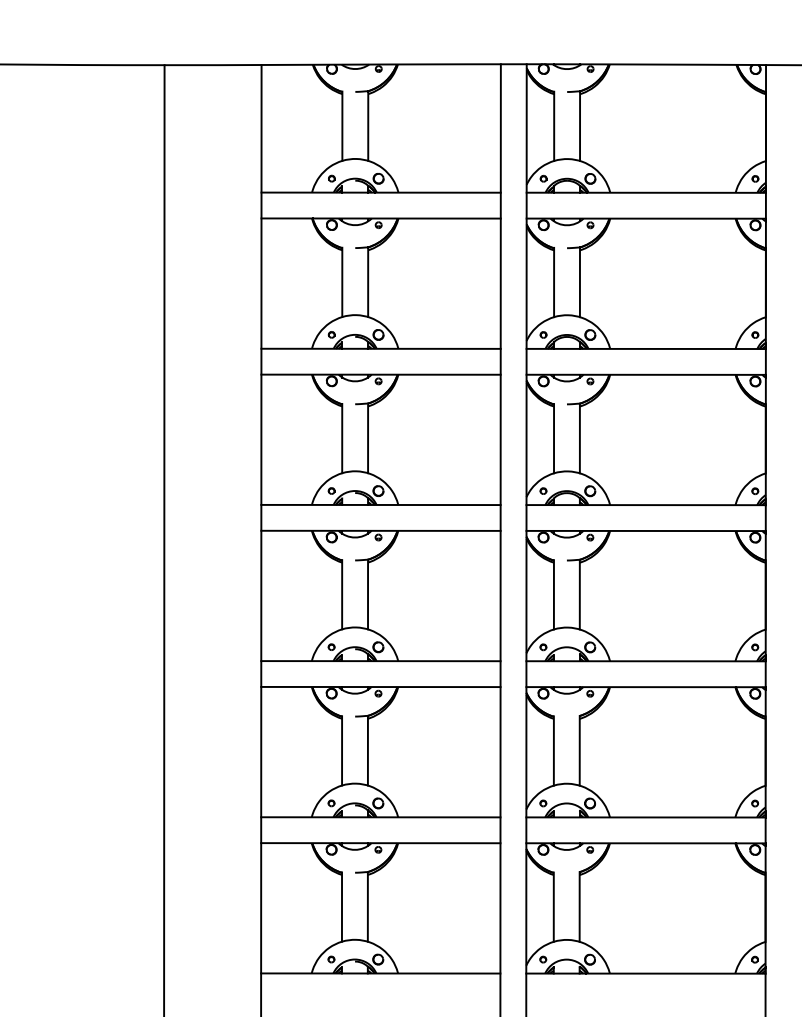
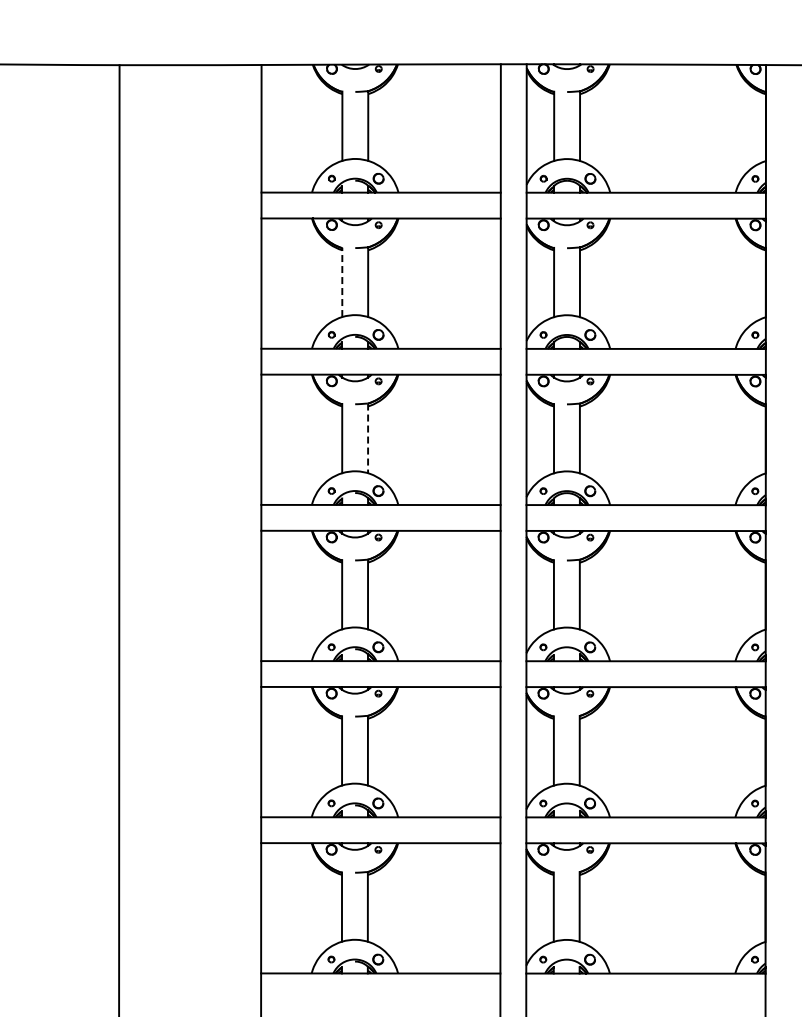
line: solid -> dashed (342, 282)
line: solid -> dashed (368, 438)
line position: (164, 539) -> (119, 539) (119, 539)
